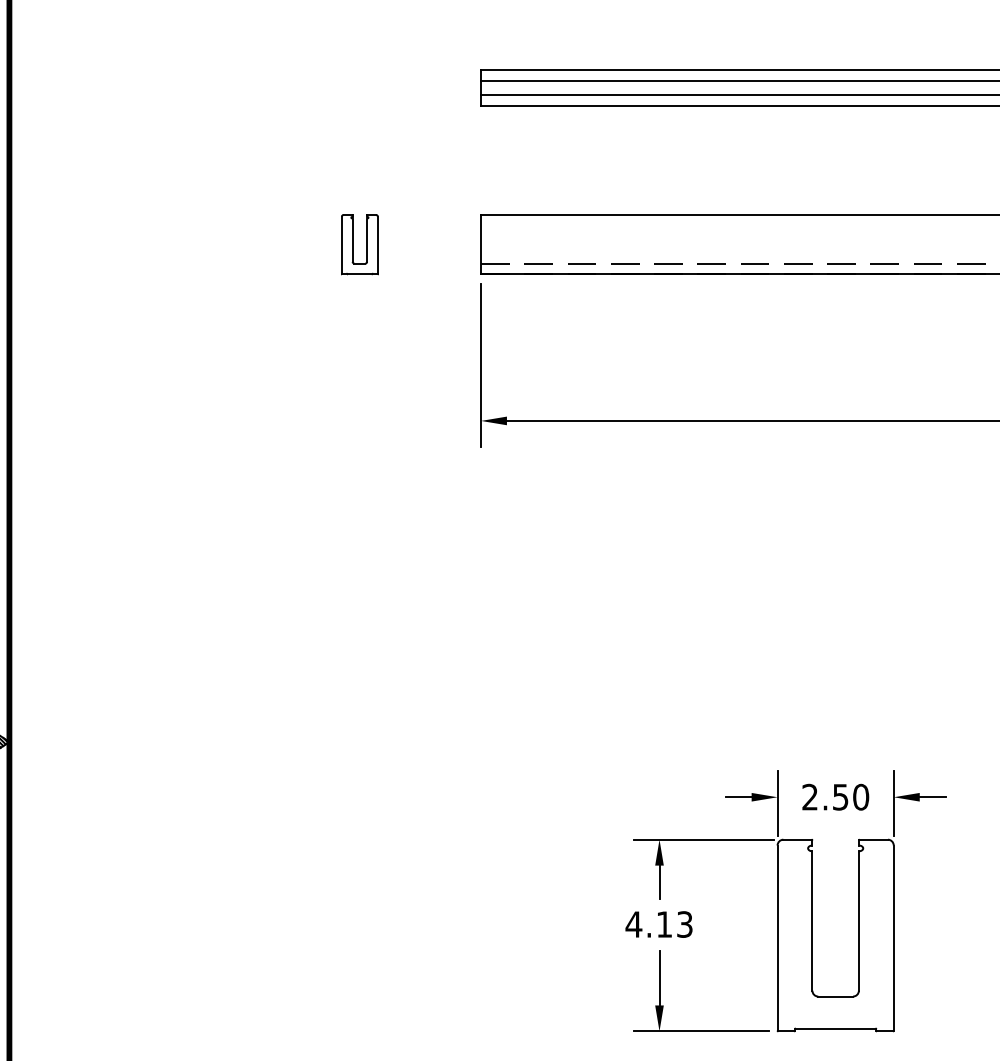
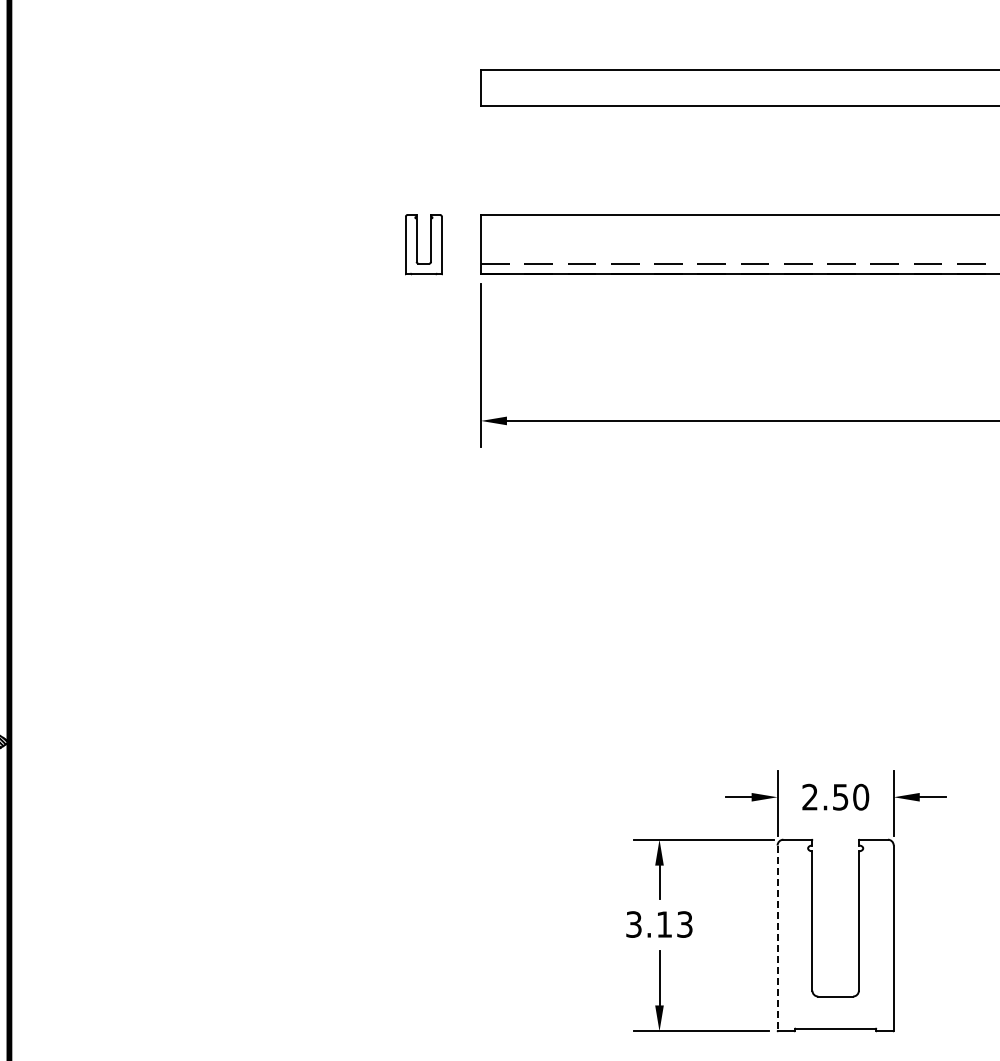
line: present -> none (738, 80)
line: present -> none (738, 95)
part position: (359, 244) -> (423, 244) (423, 244)
text: 4.13 -> 3.13 (633, 924)
line: solid -> dashed (777, 938)
